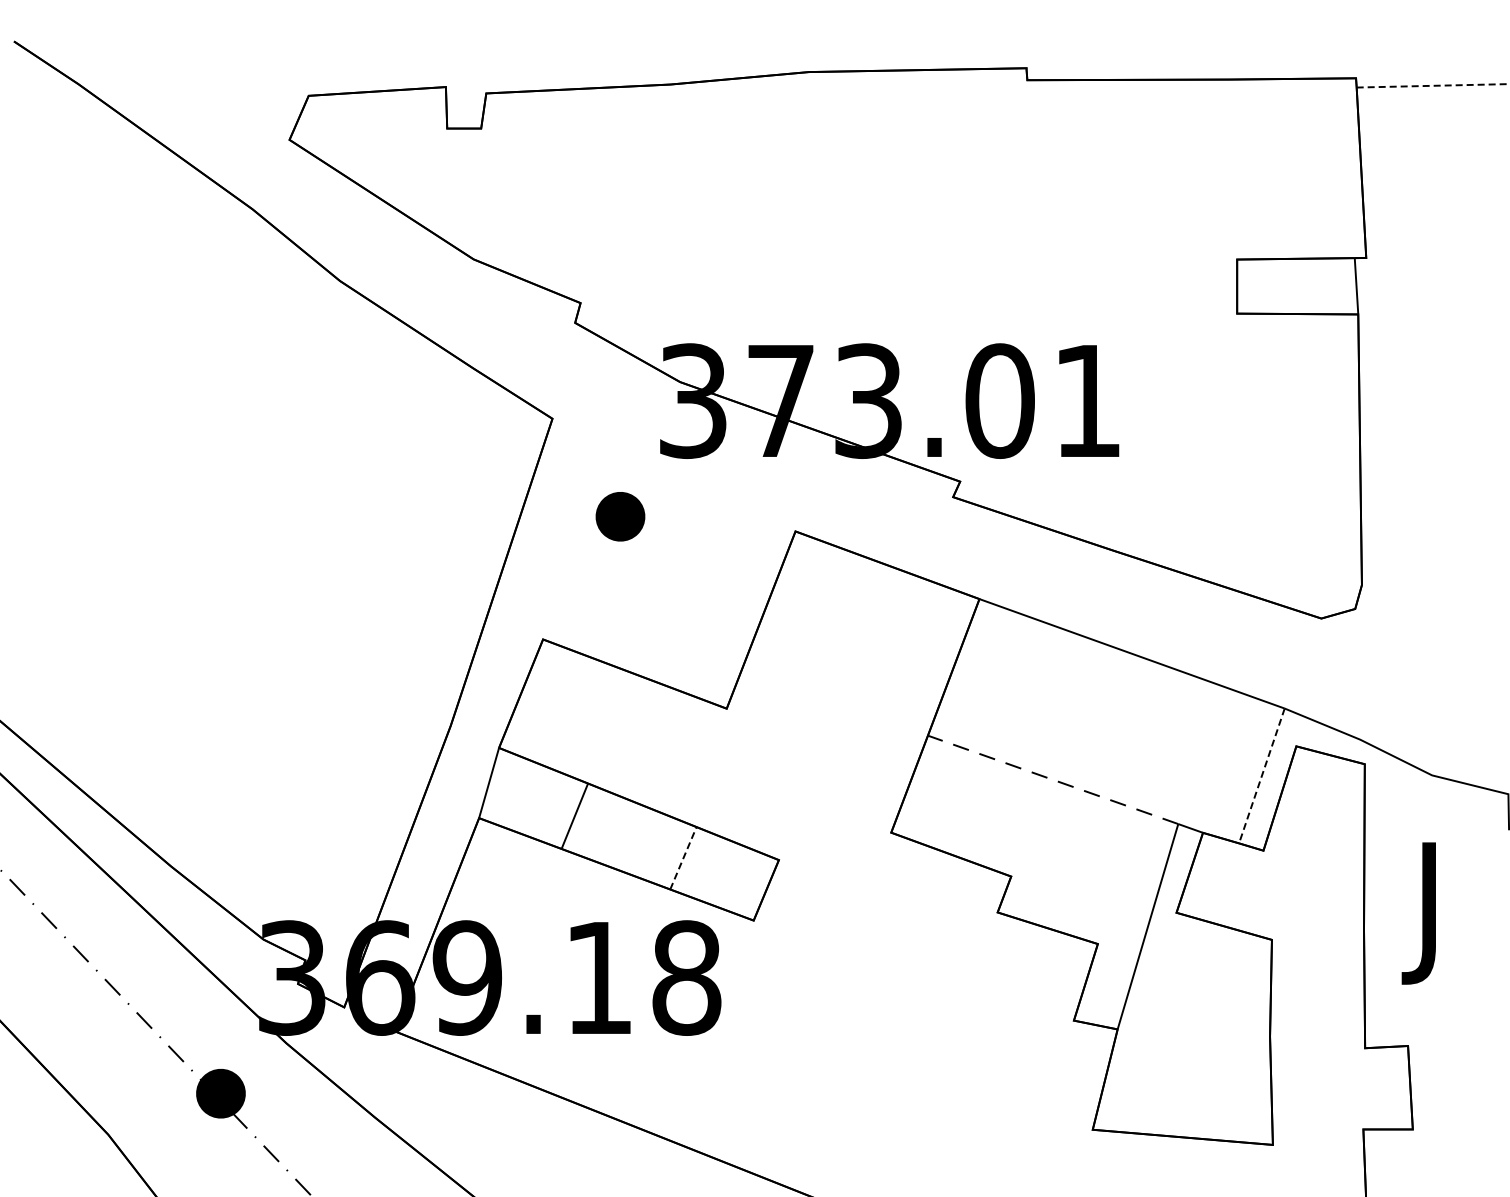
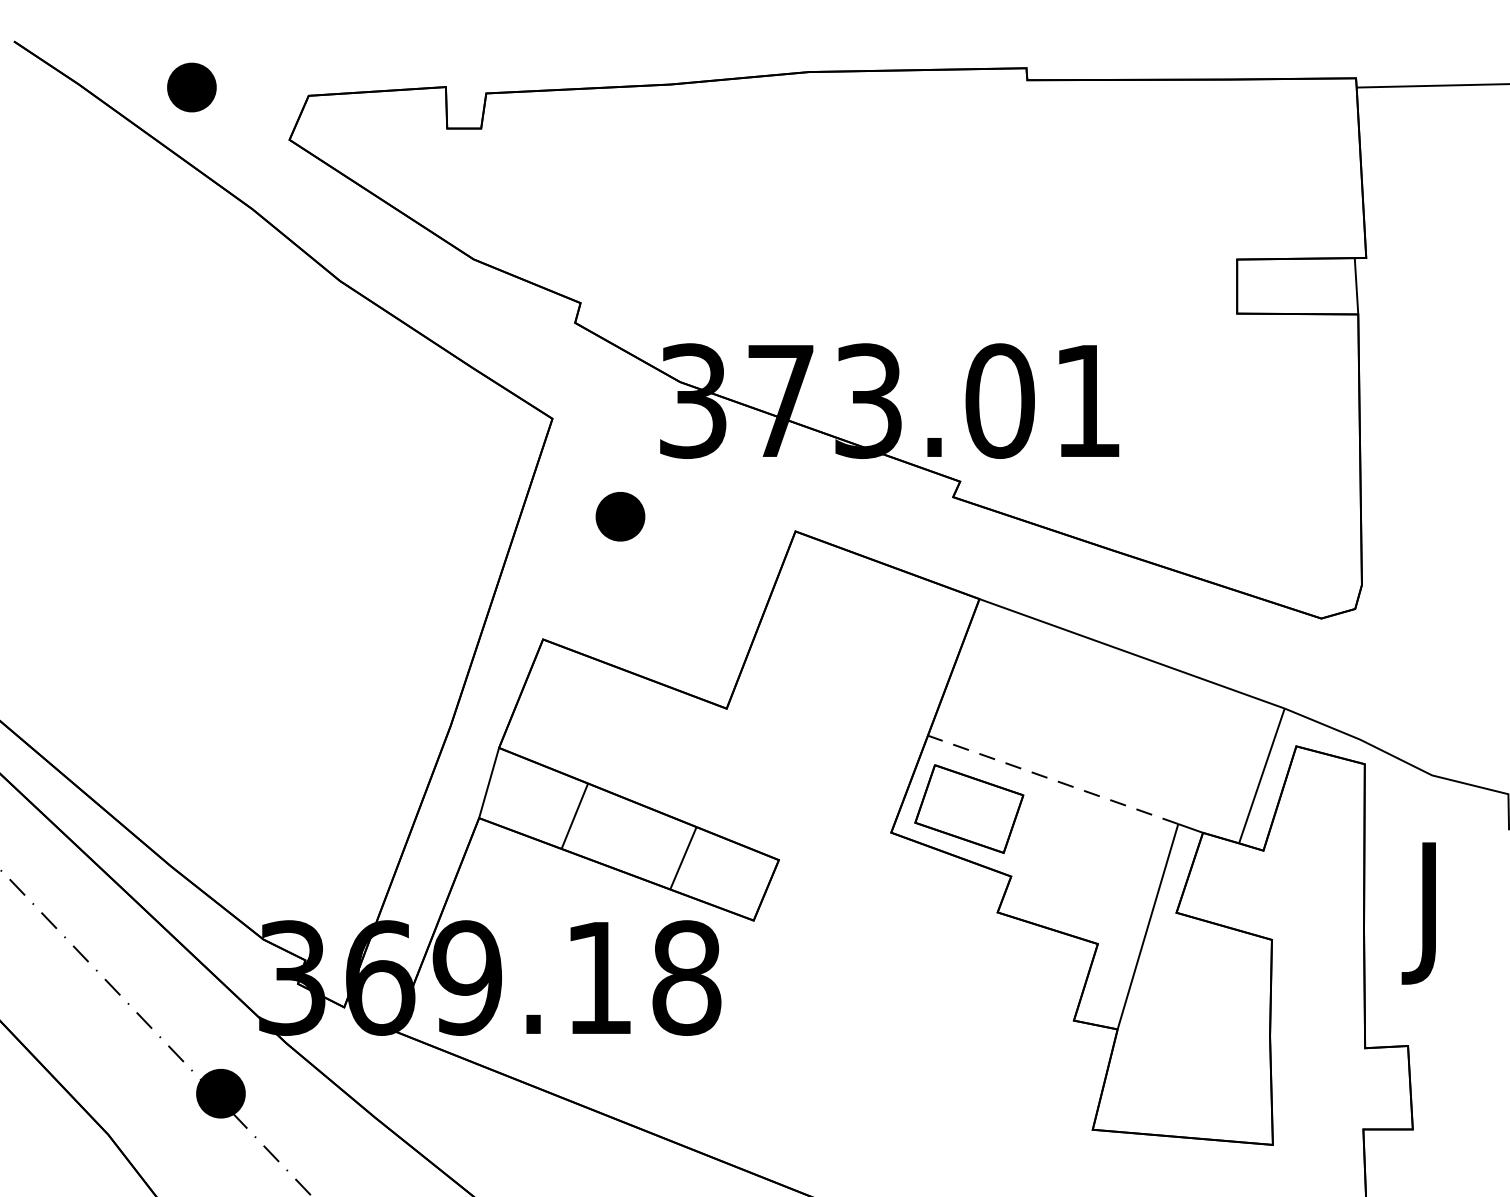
line: dashed -> solid (1433, 85)
part: none -> present (191, 87)
line: dashed -> solid (1261, 776)
part: none -> present (969, 808)
line: dashed -> solid (683, 858)
